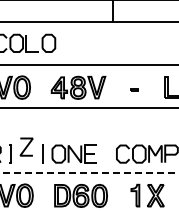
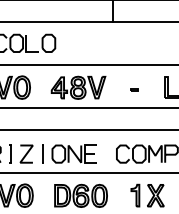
line: none -> present (88, 129)
line position: (26, 146) -> (26, 153) (26, 153)
line: dashed -> solid (89, 172)
